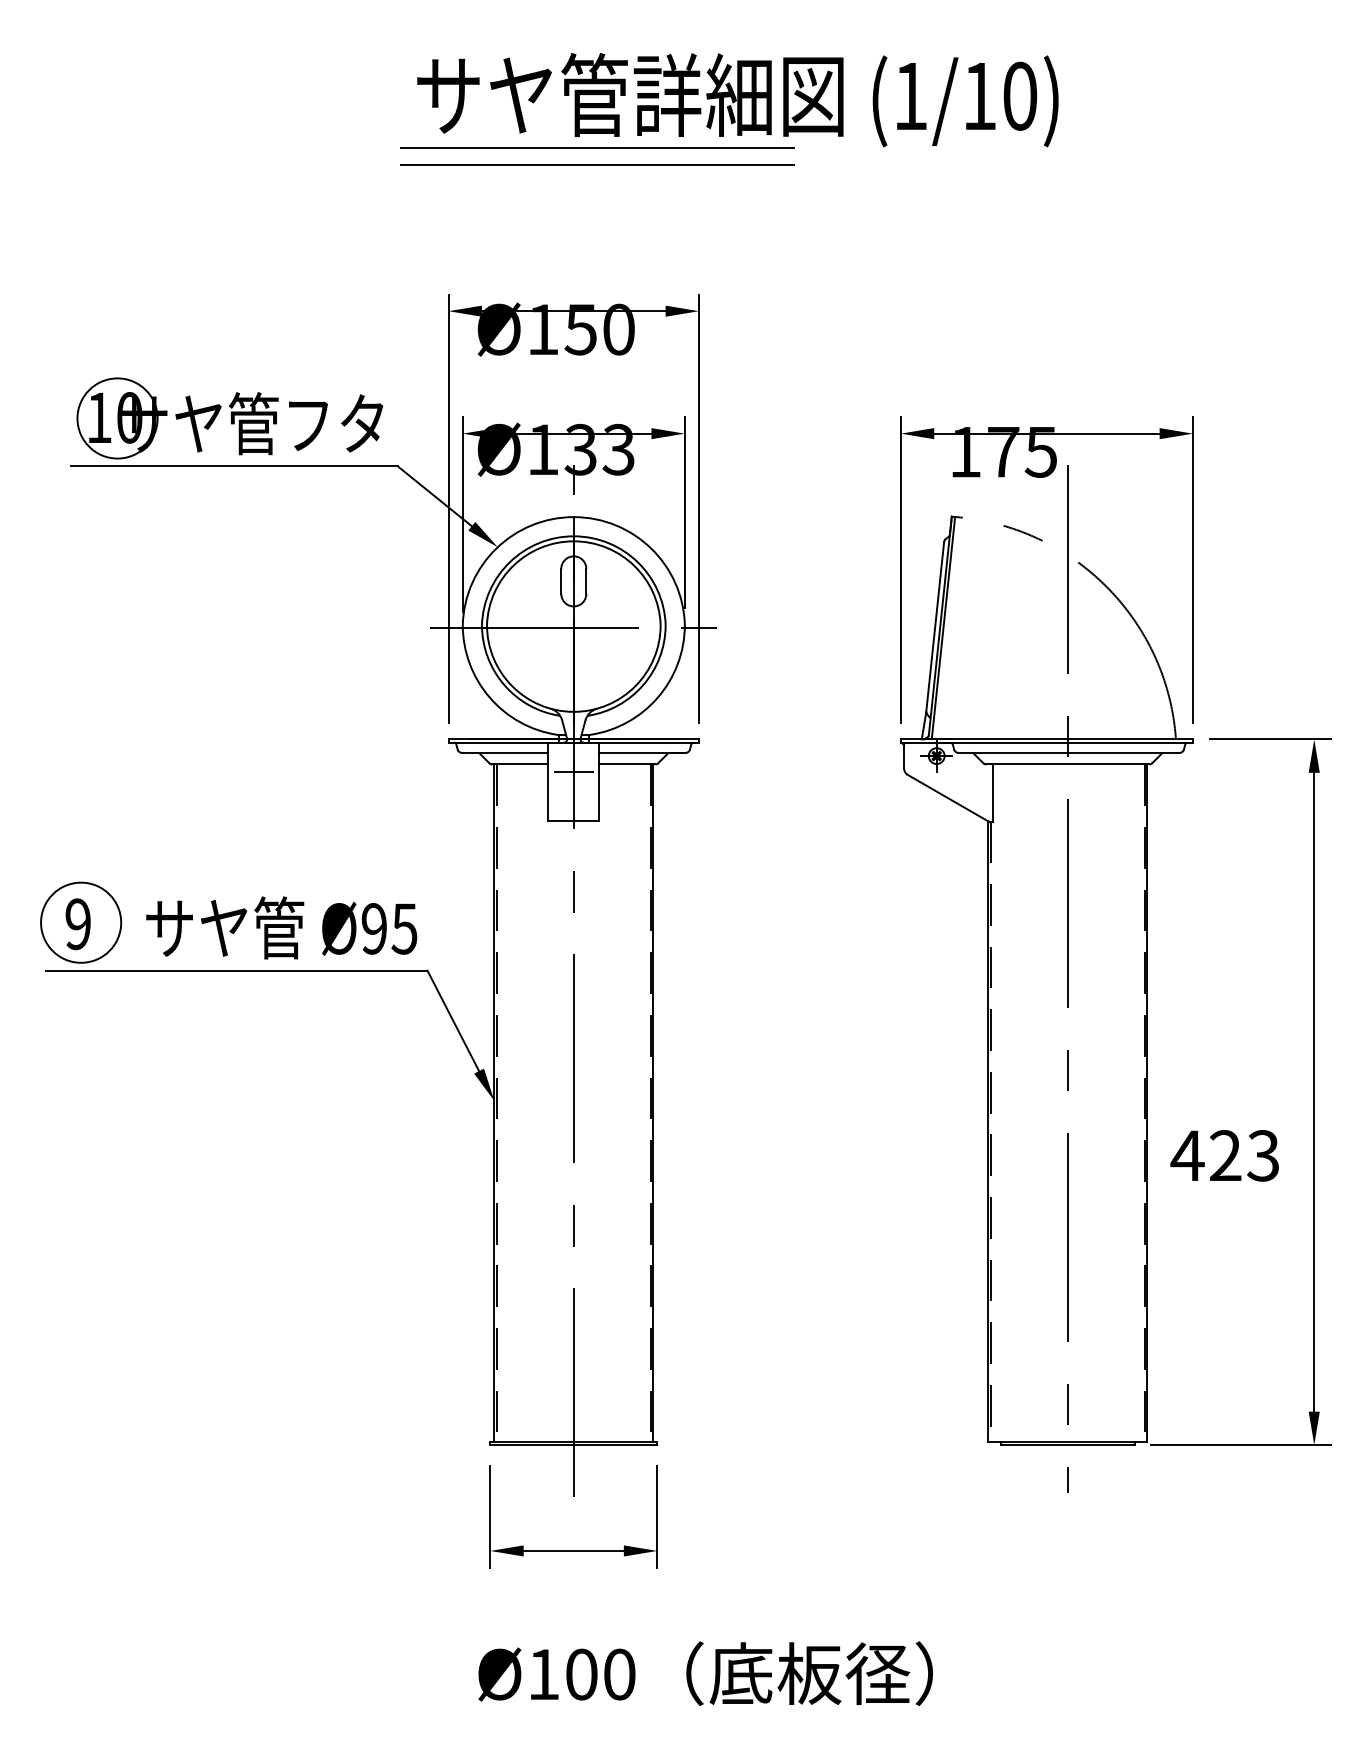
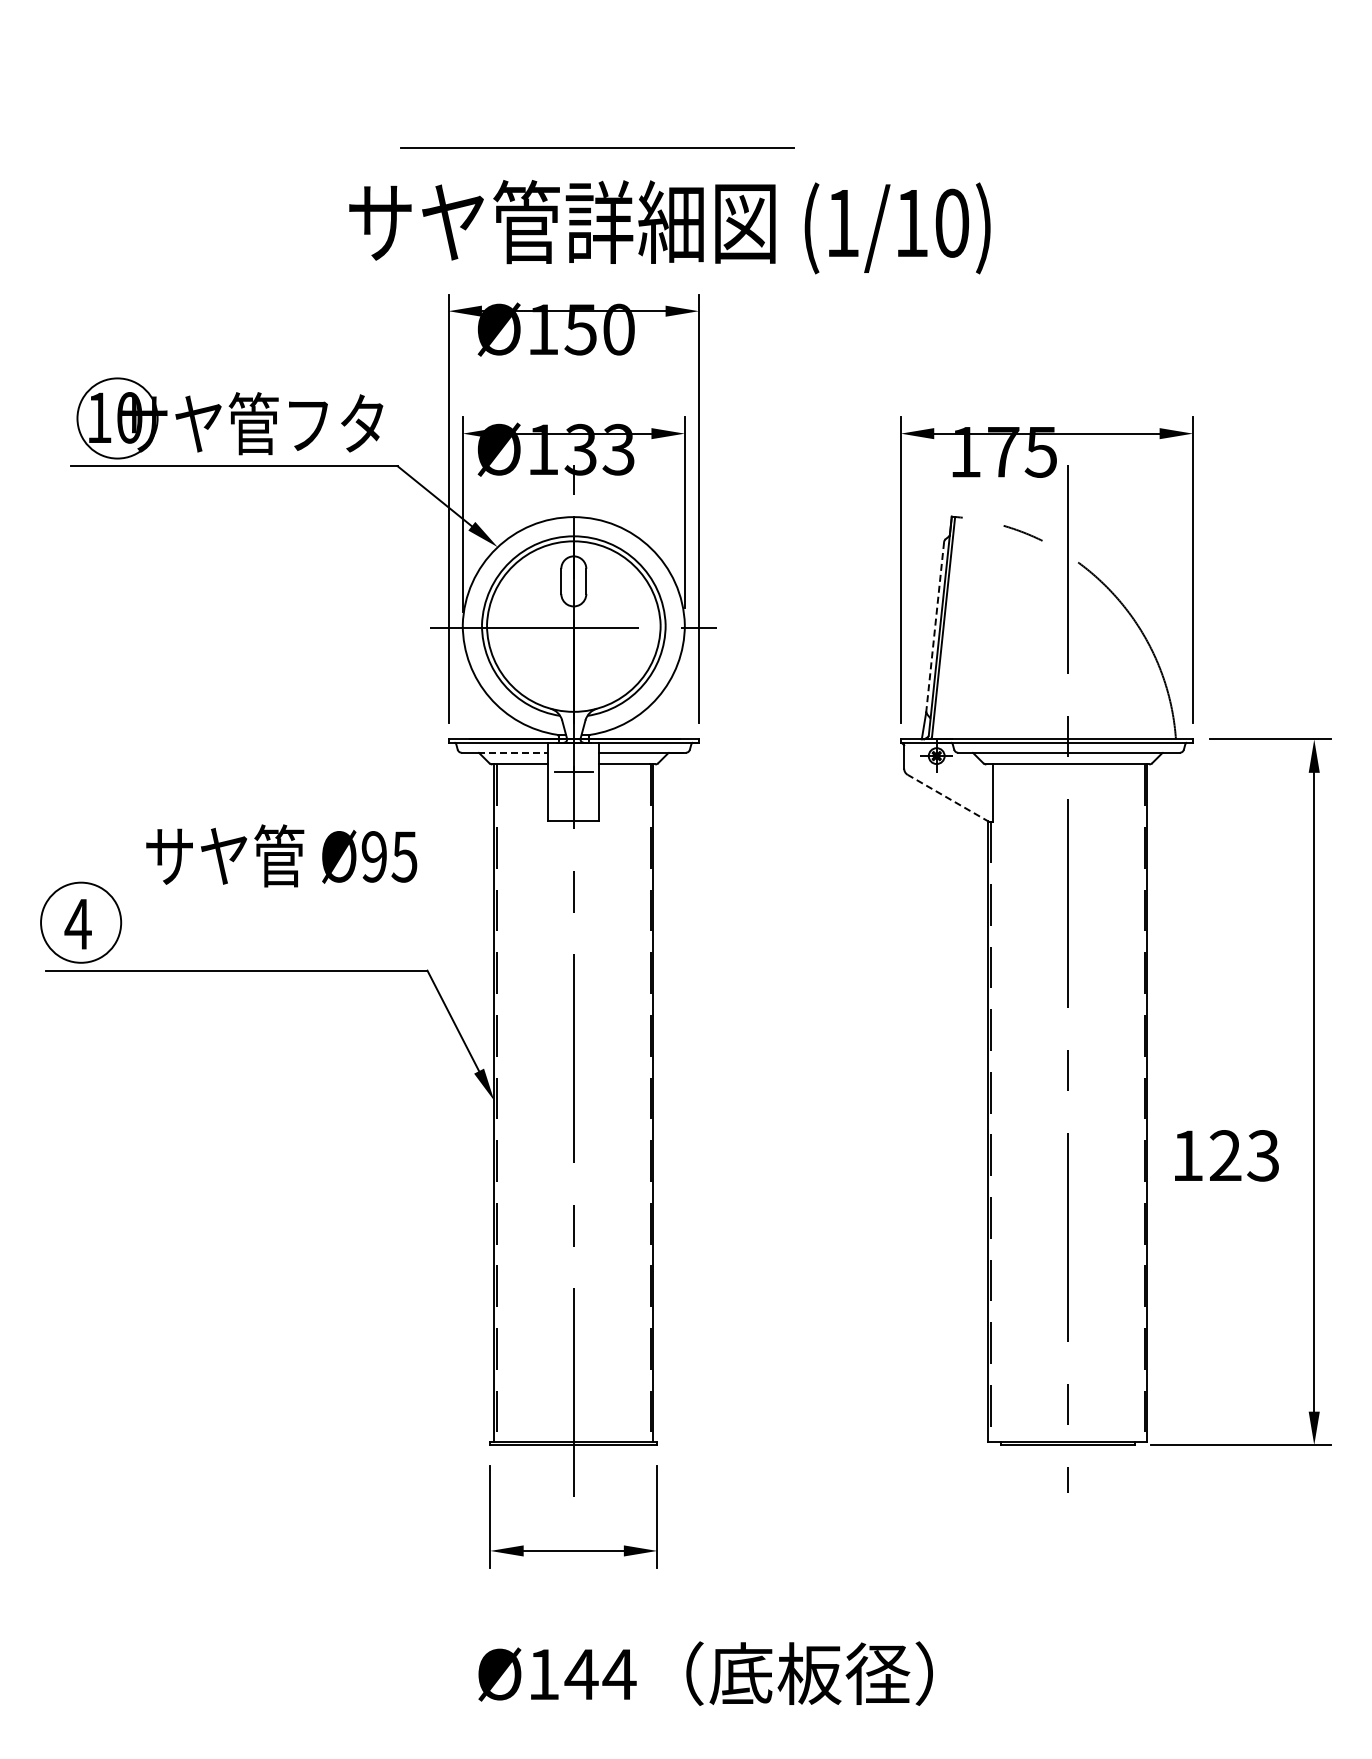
text position: (737, 100) -> (669, 227) (669, 227)
line: present -> none (597, 165)
line: solid -> dashed (935, 627)
line: solid -> dashed (513, 752)
line: solid -> dashed (948, 798)
text: 9 -> 4 (77, 924)
text position: (281, 927) -> (281, 855) (281, 855)
text: 423 -> 123 (1187, 1155)
text: Ø100 -> Ø144 (600, 1674)
